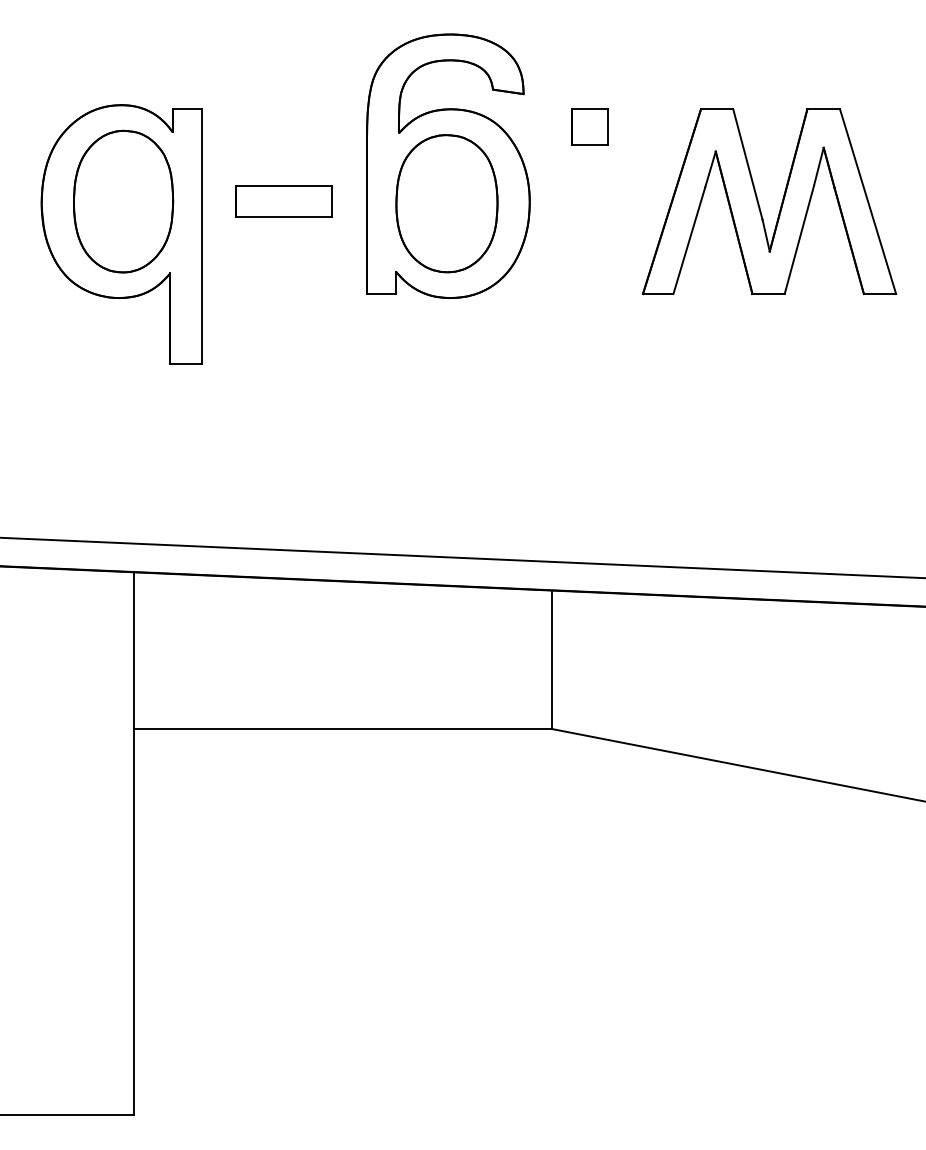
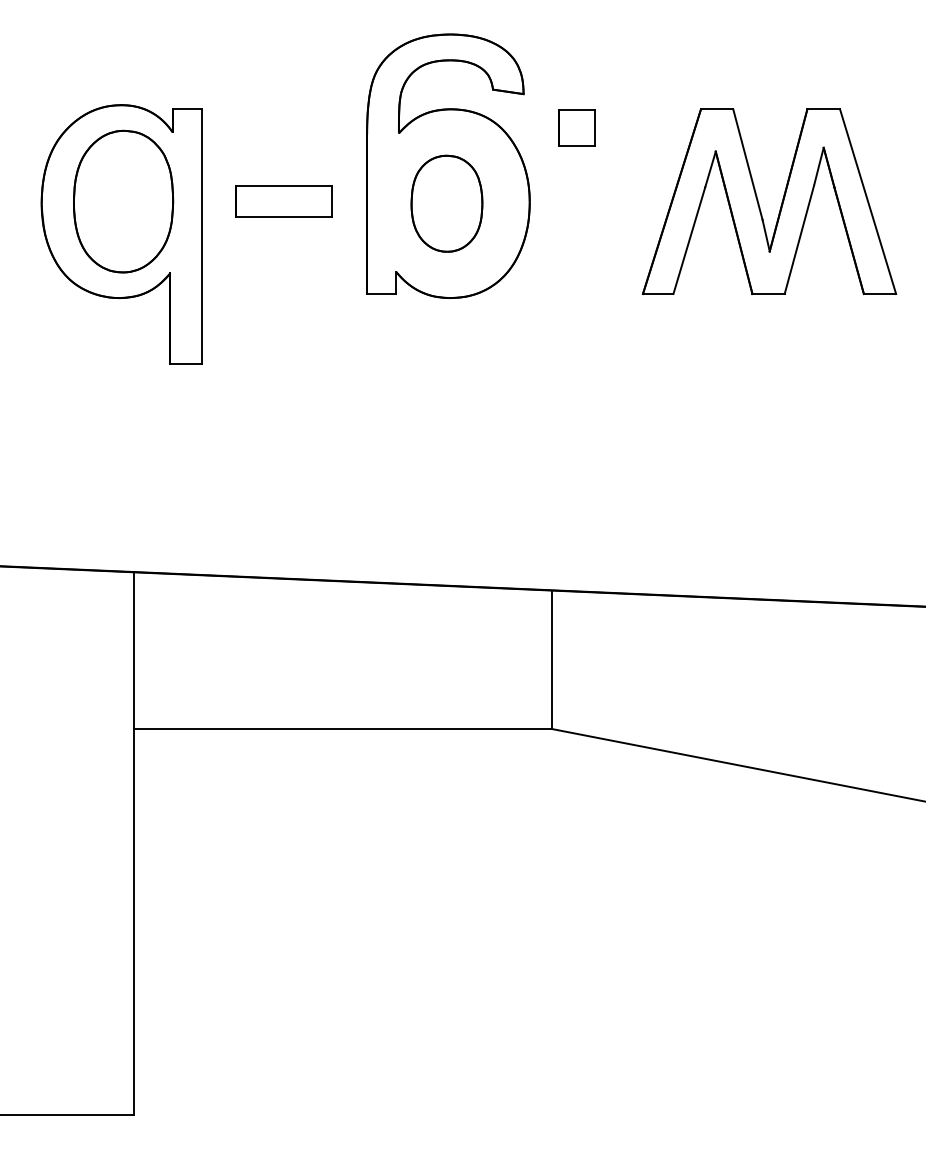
part position: (589, 126) -> (576, 127) (576, 127)
part size: 104x140 px -> 74x99 px (446, 203)
line: present -> none (462, 557)
